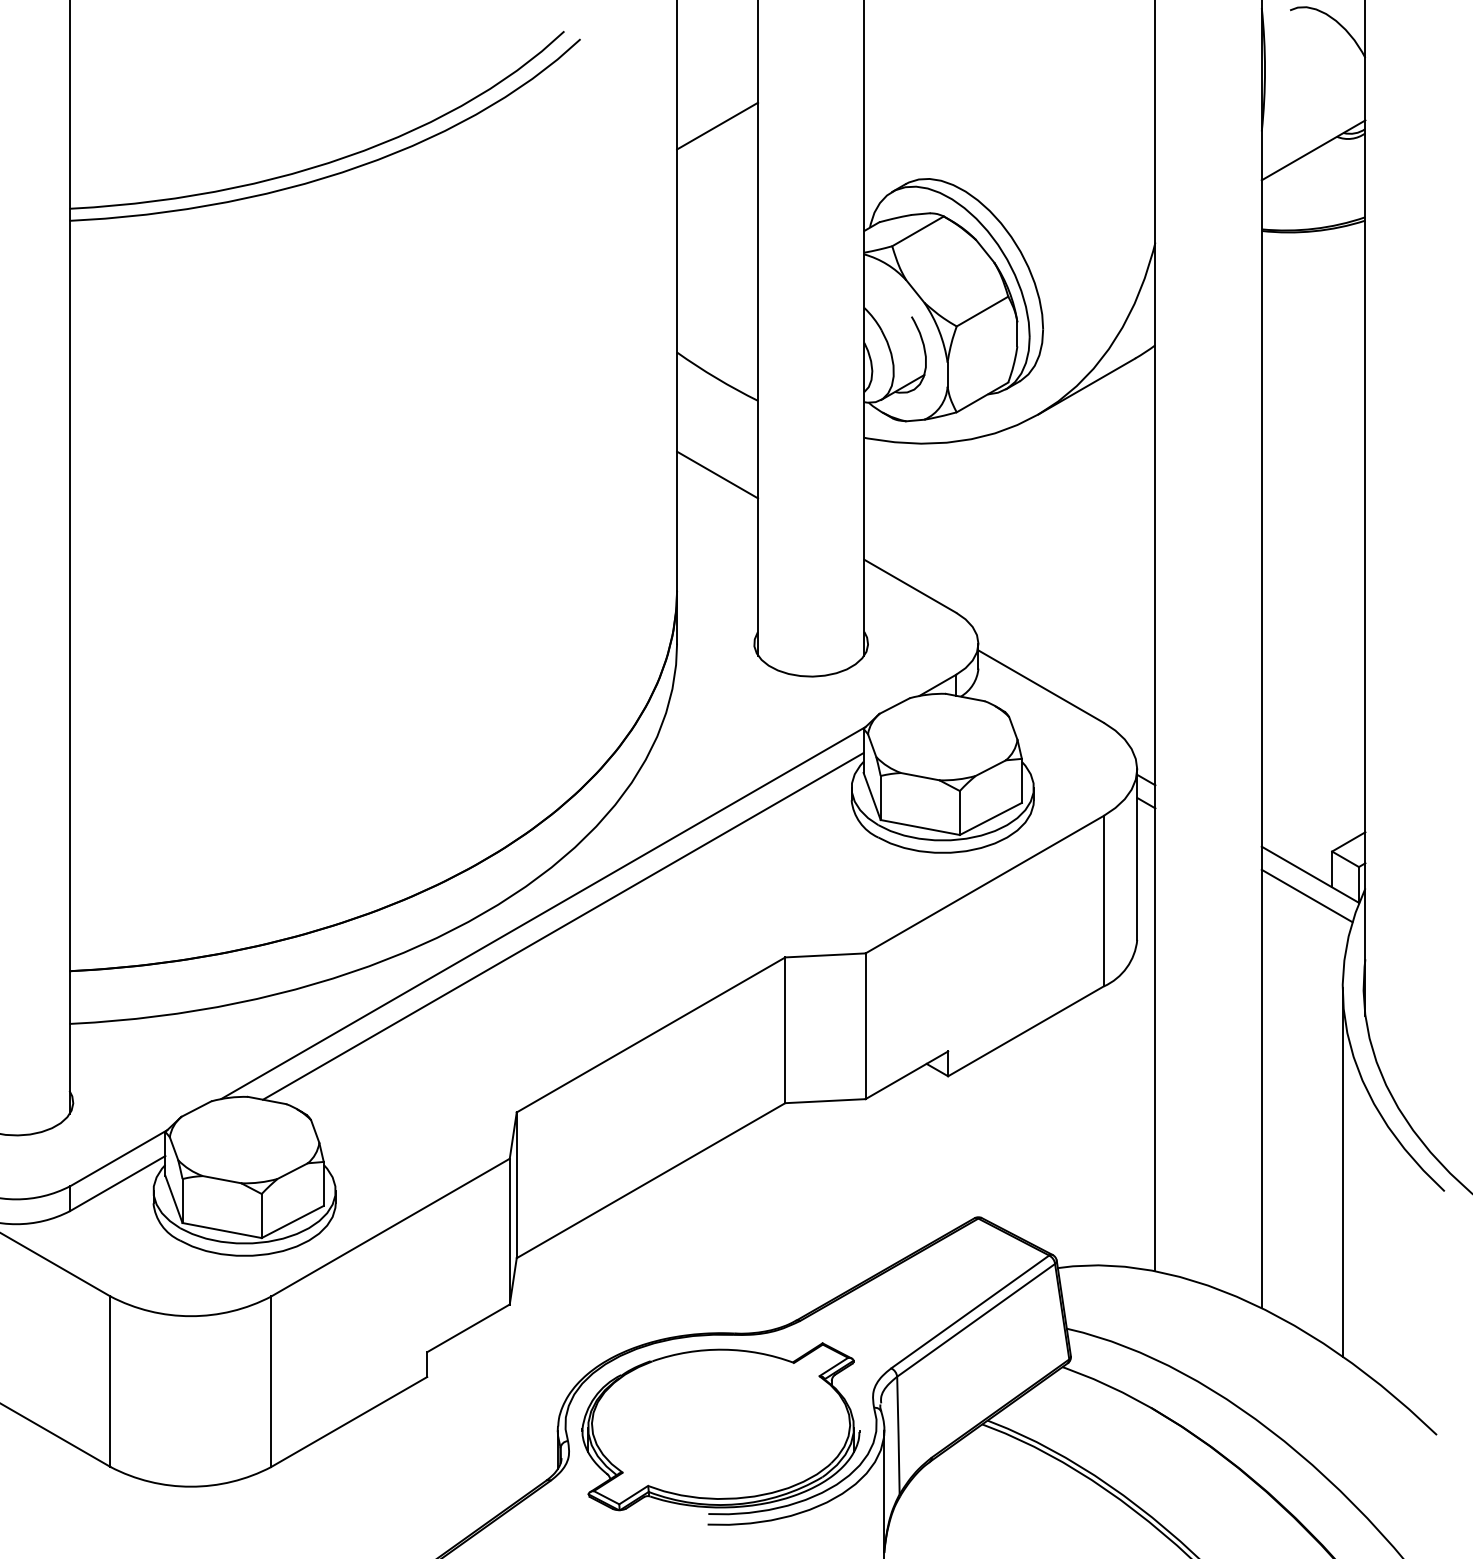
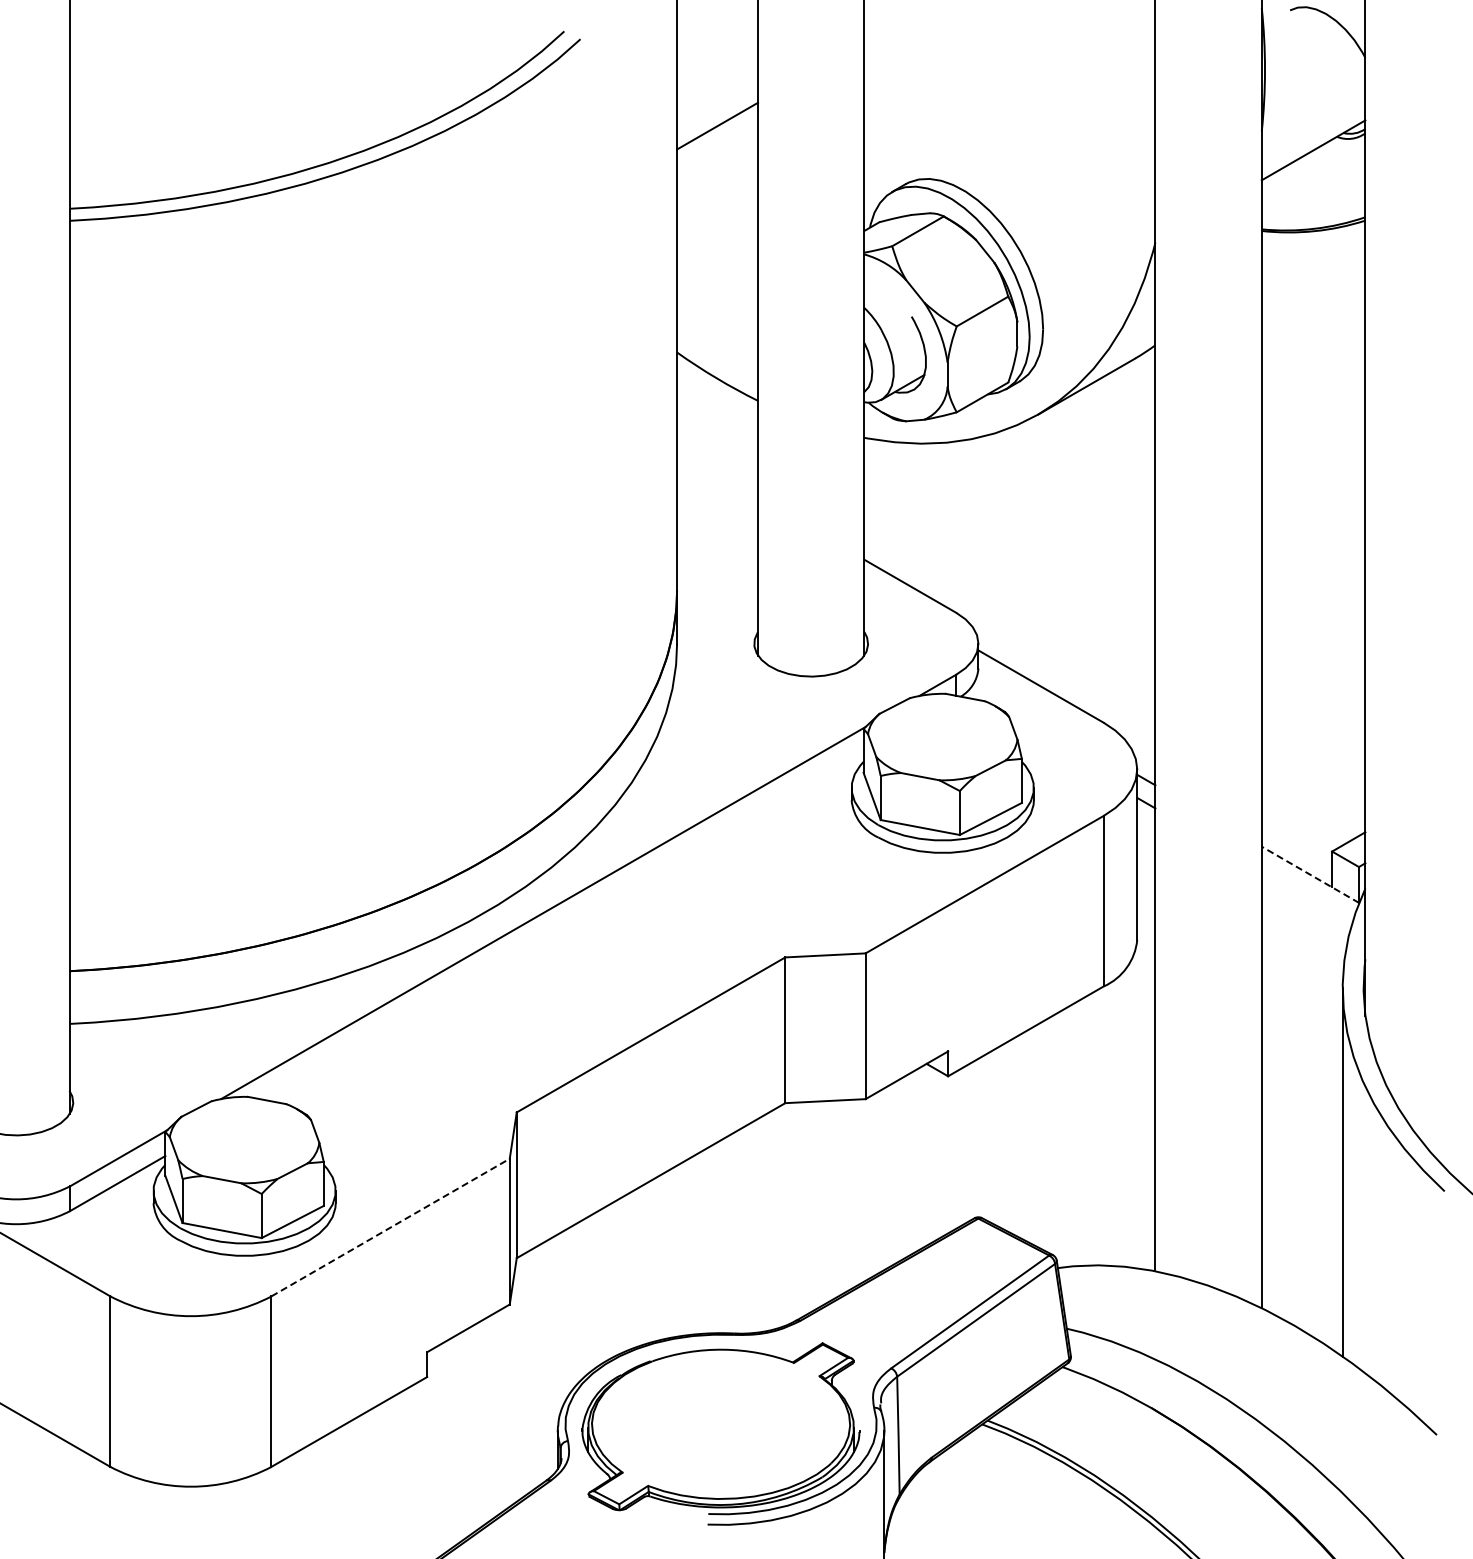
line: present -> none (717, 474)
line: solid -> dashed (1310, 874)
line: present -> none (1306, 895)
line: present -> none (563, 926)
line: solid -> dashed (390, 1227)
